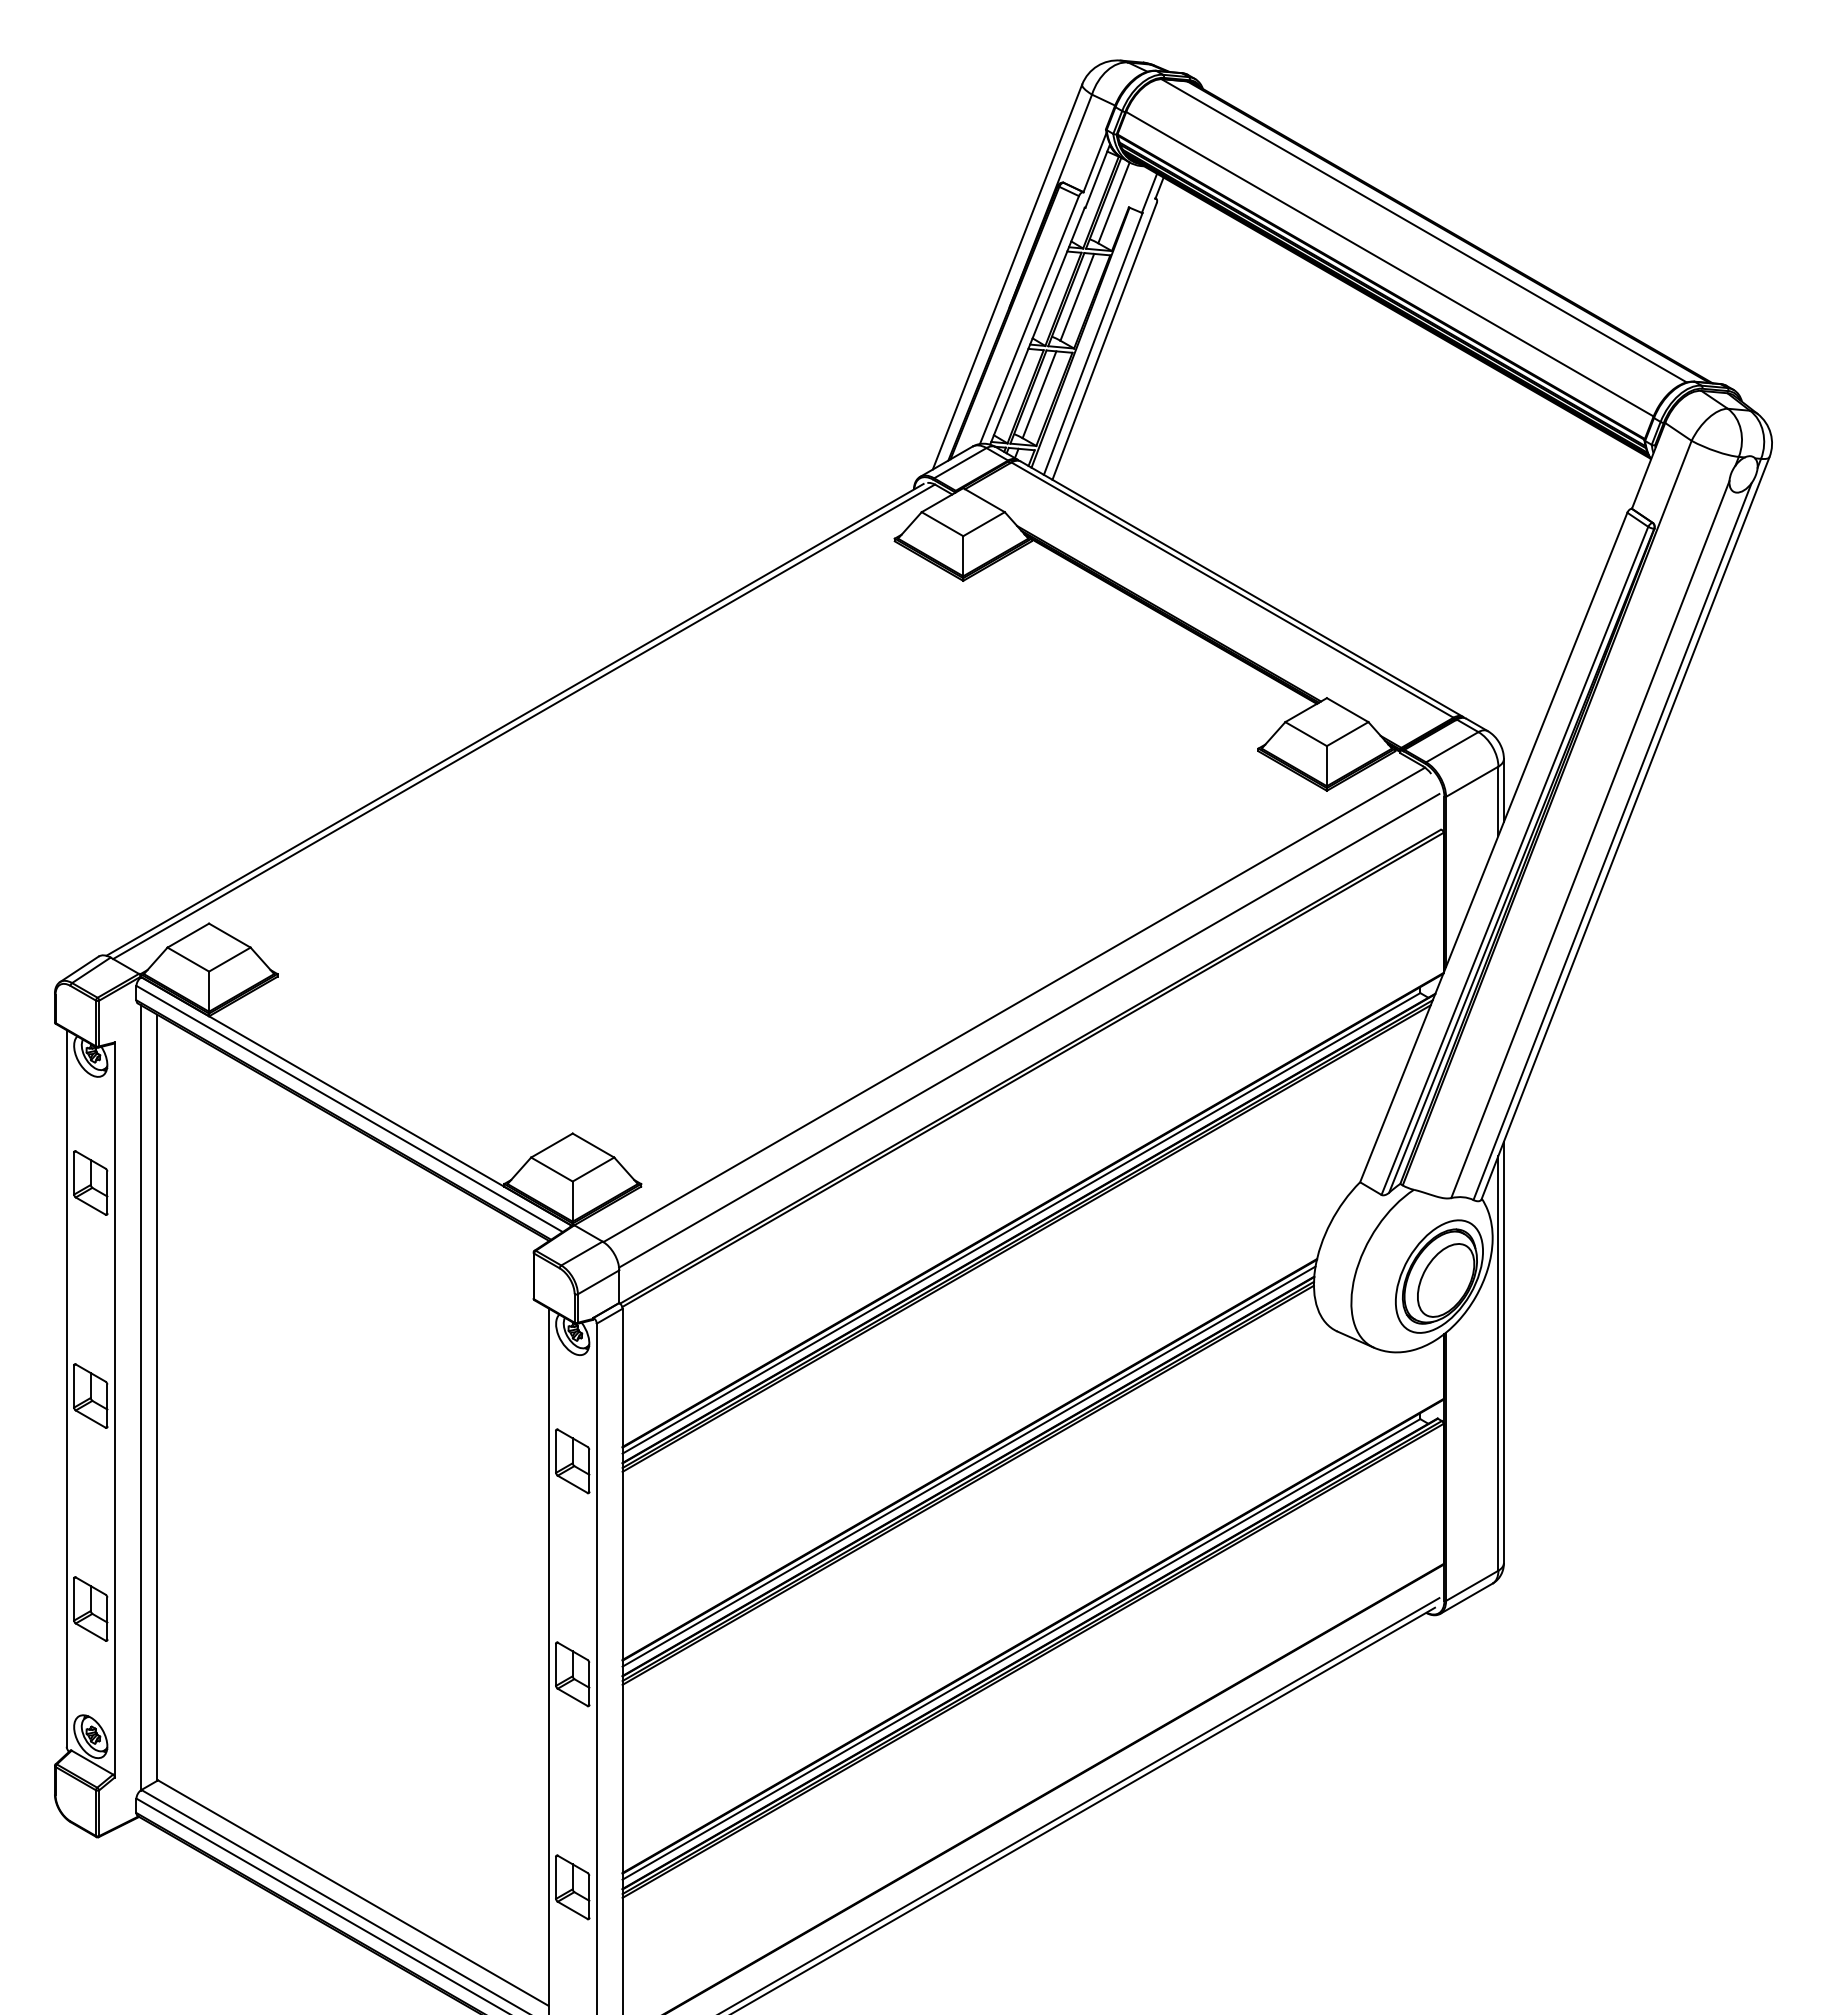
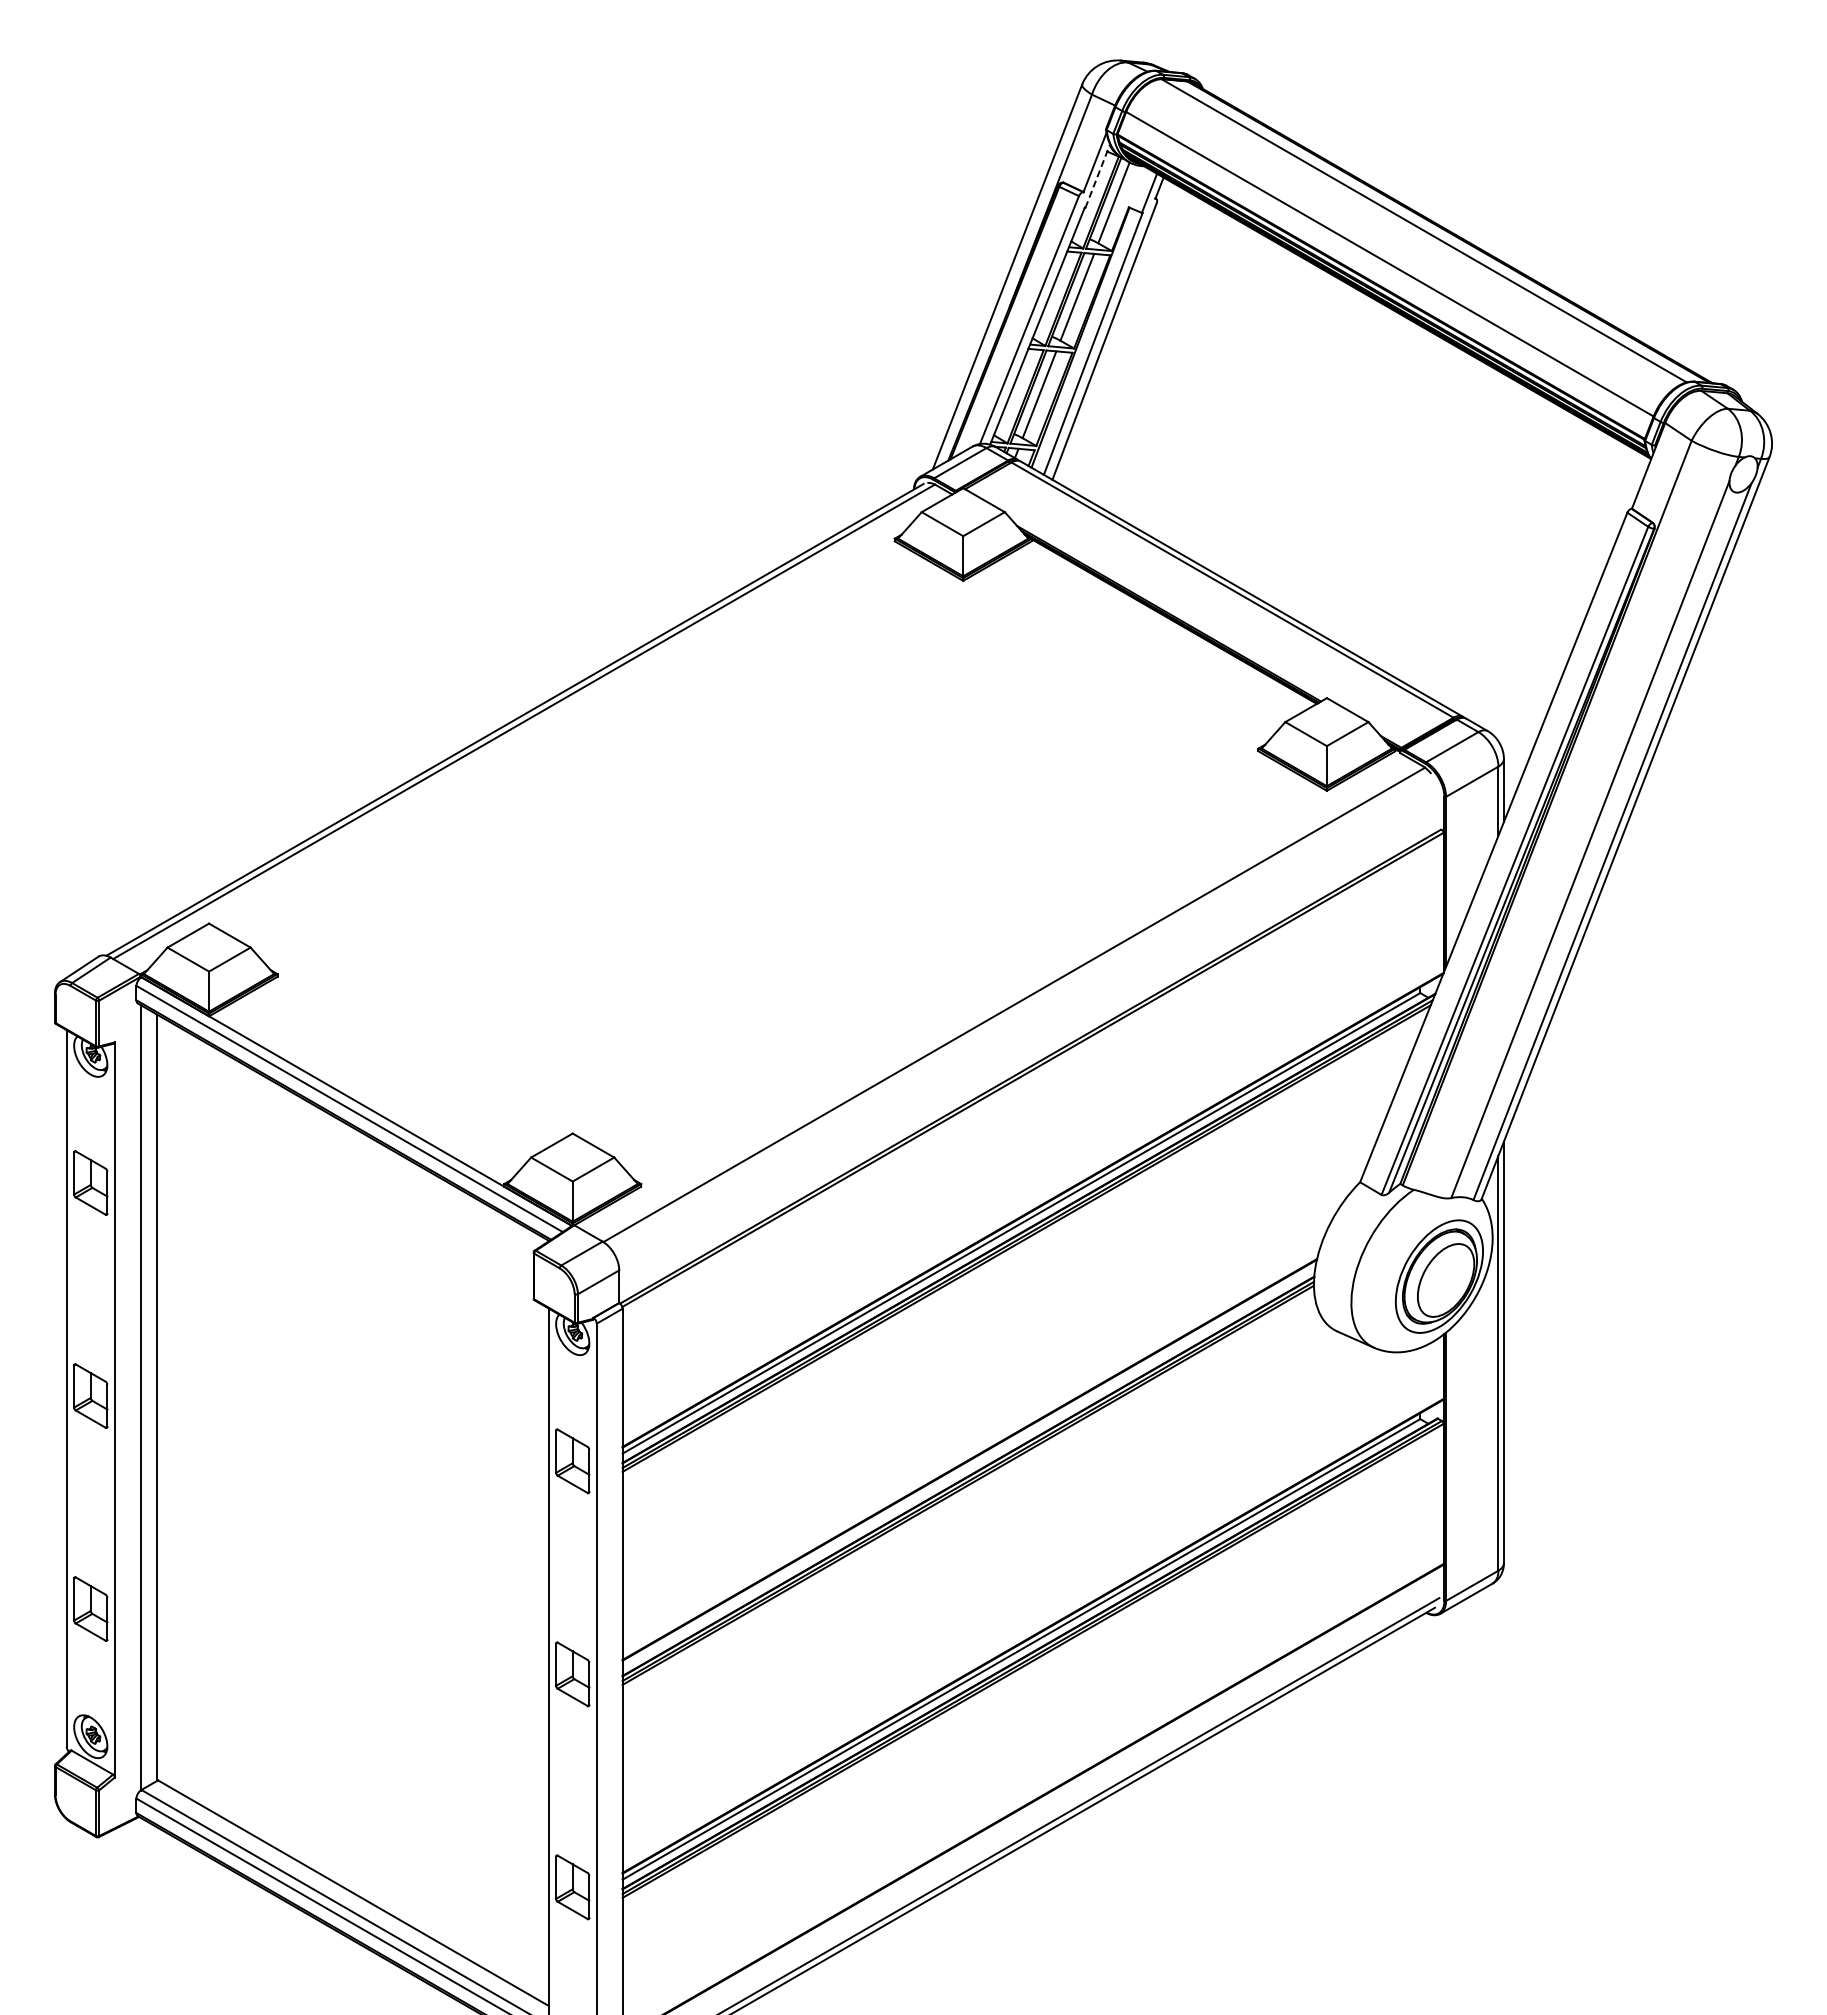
line: solid -> dashed (1097, 176)
line: present -> none (1029, 1030)
line: present -> none (968, 1466)
